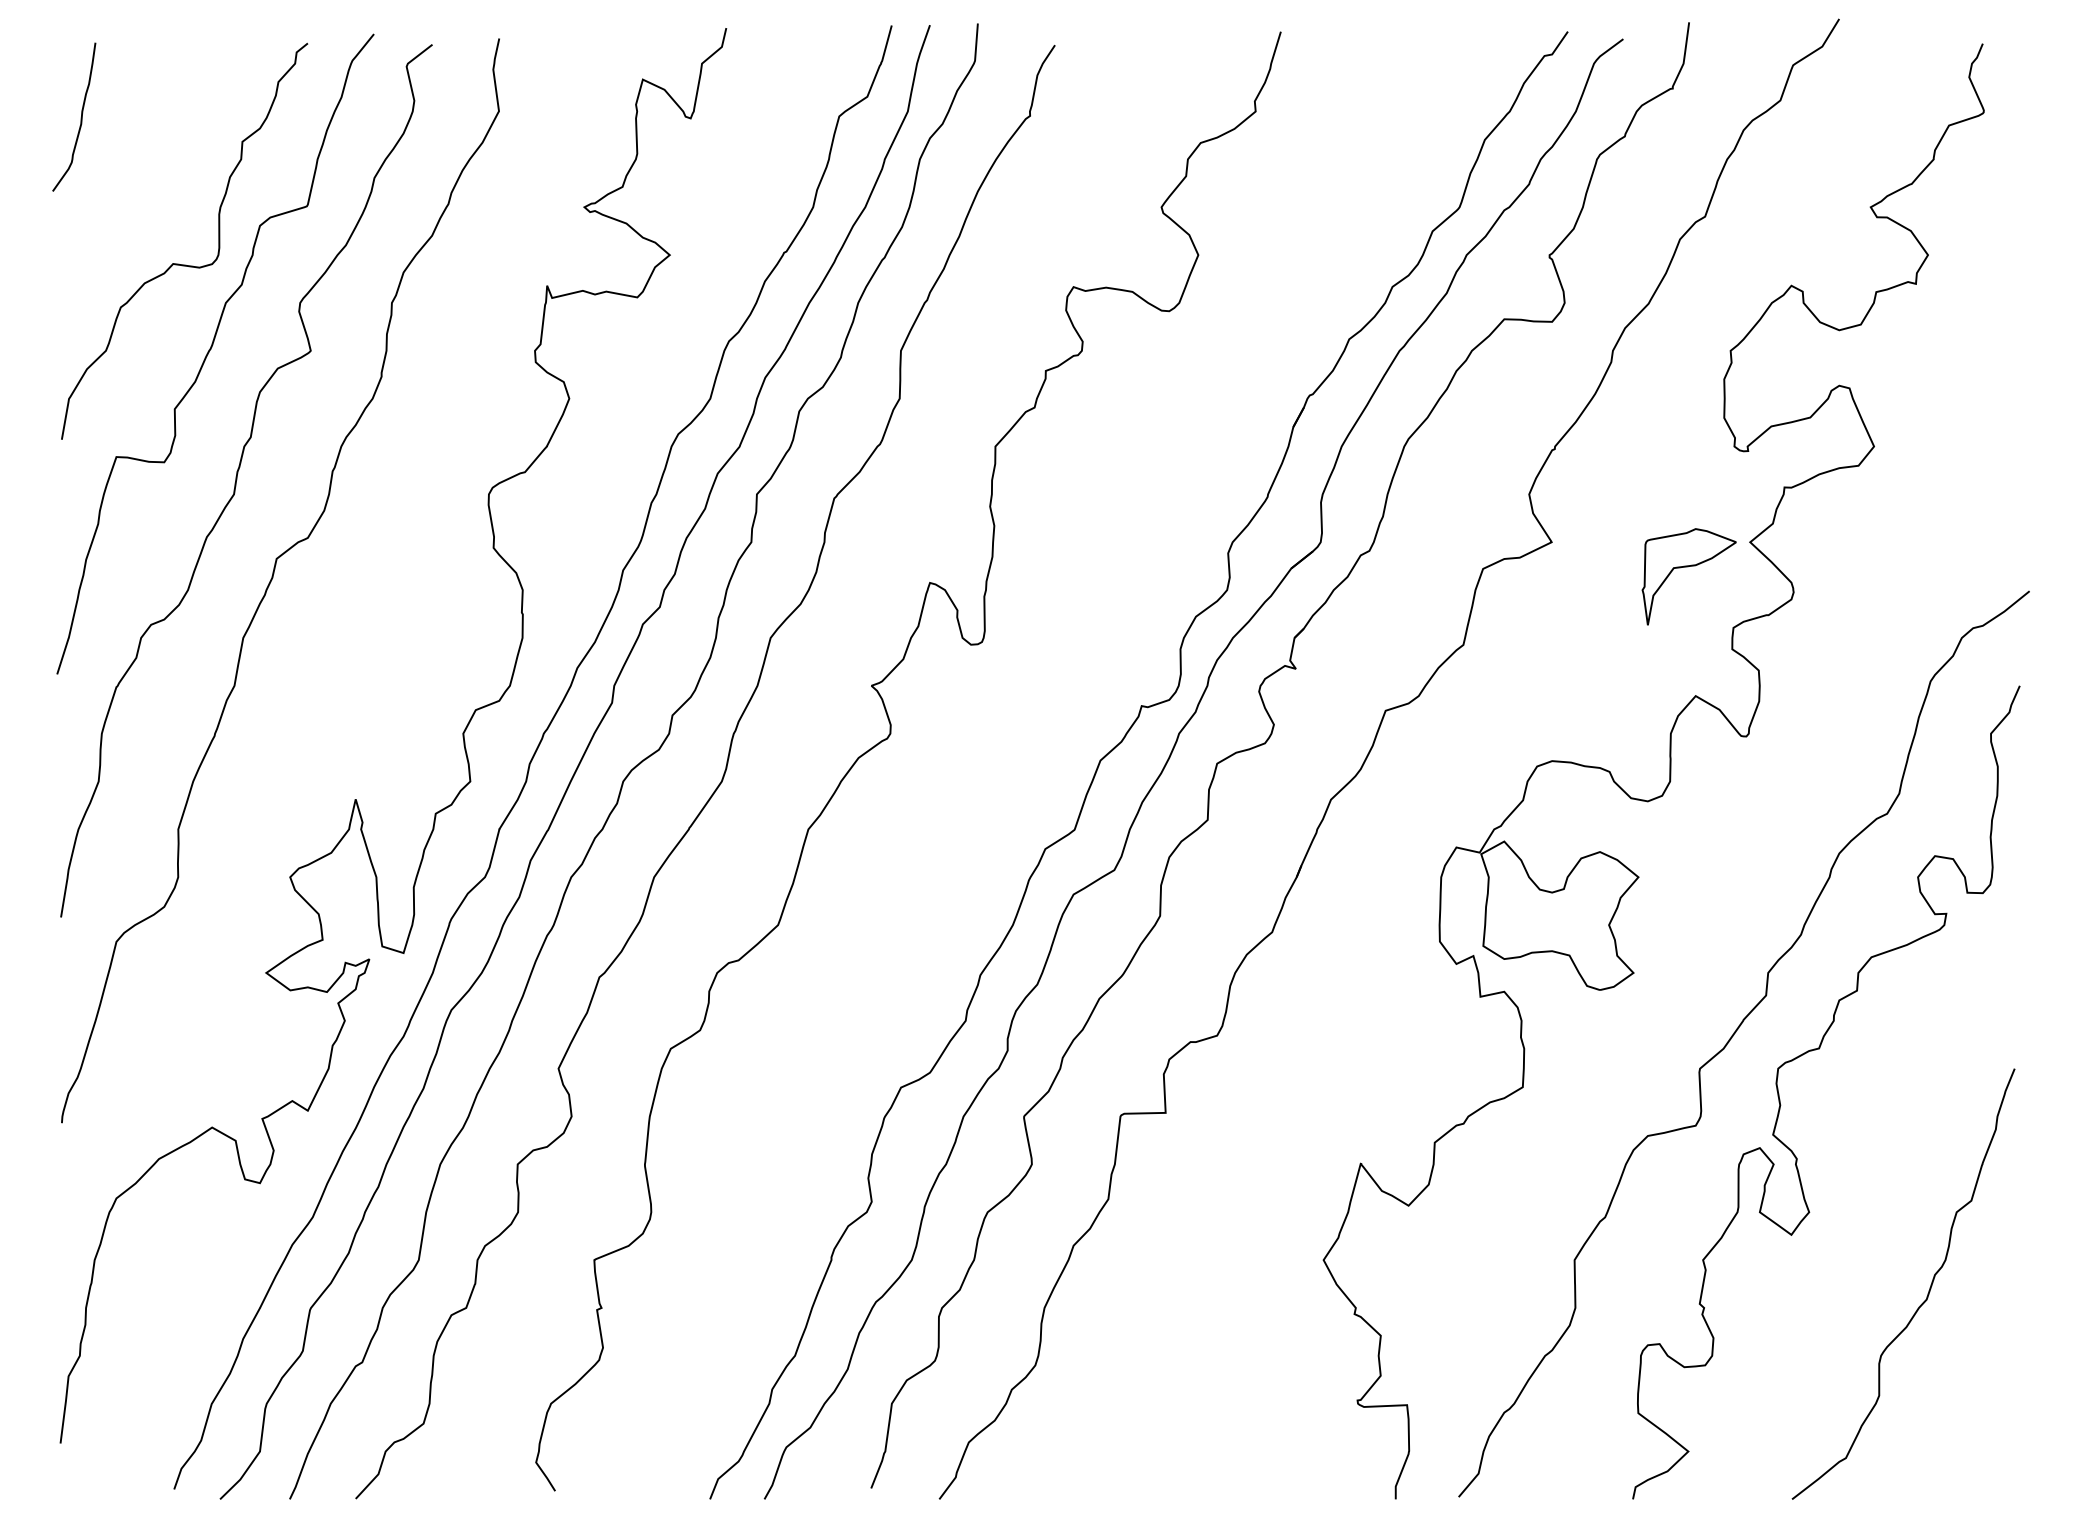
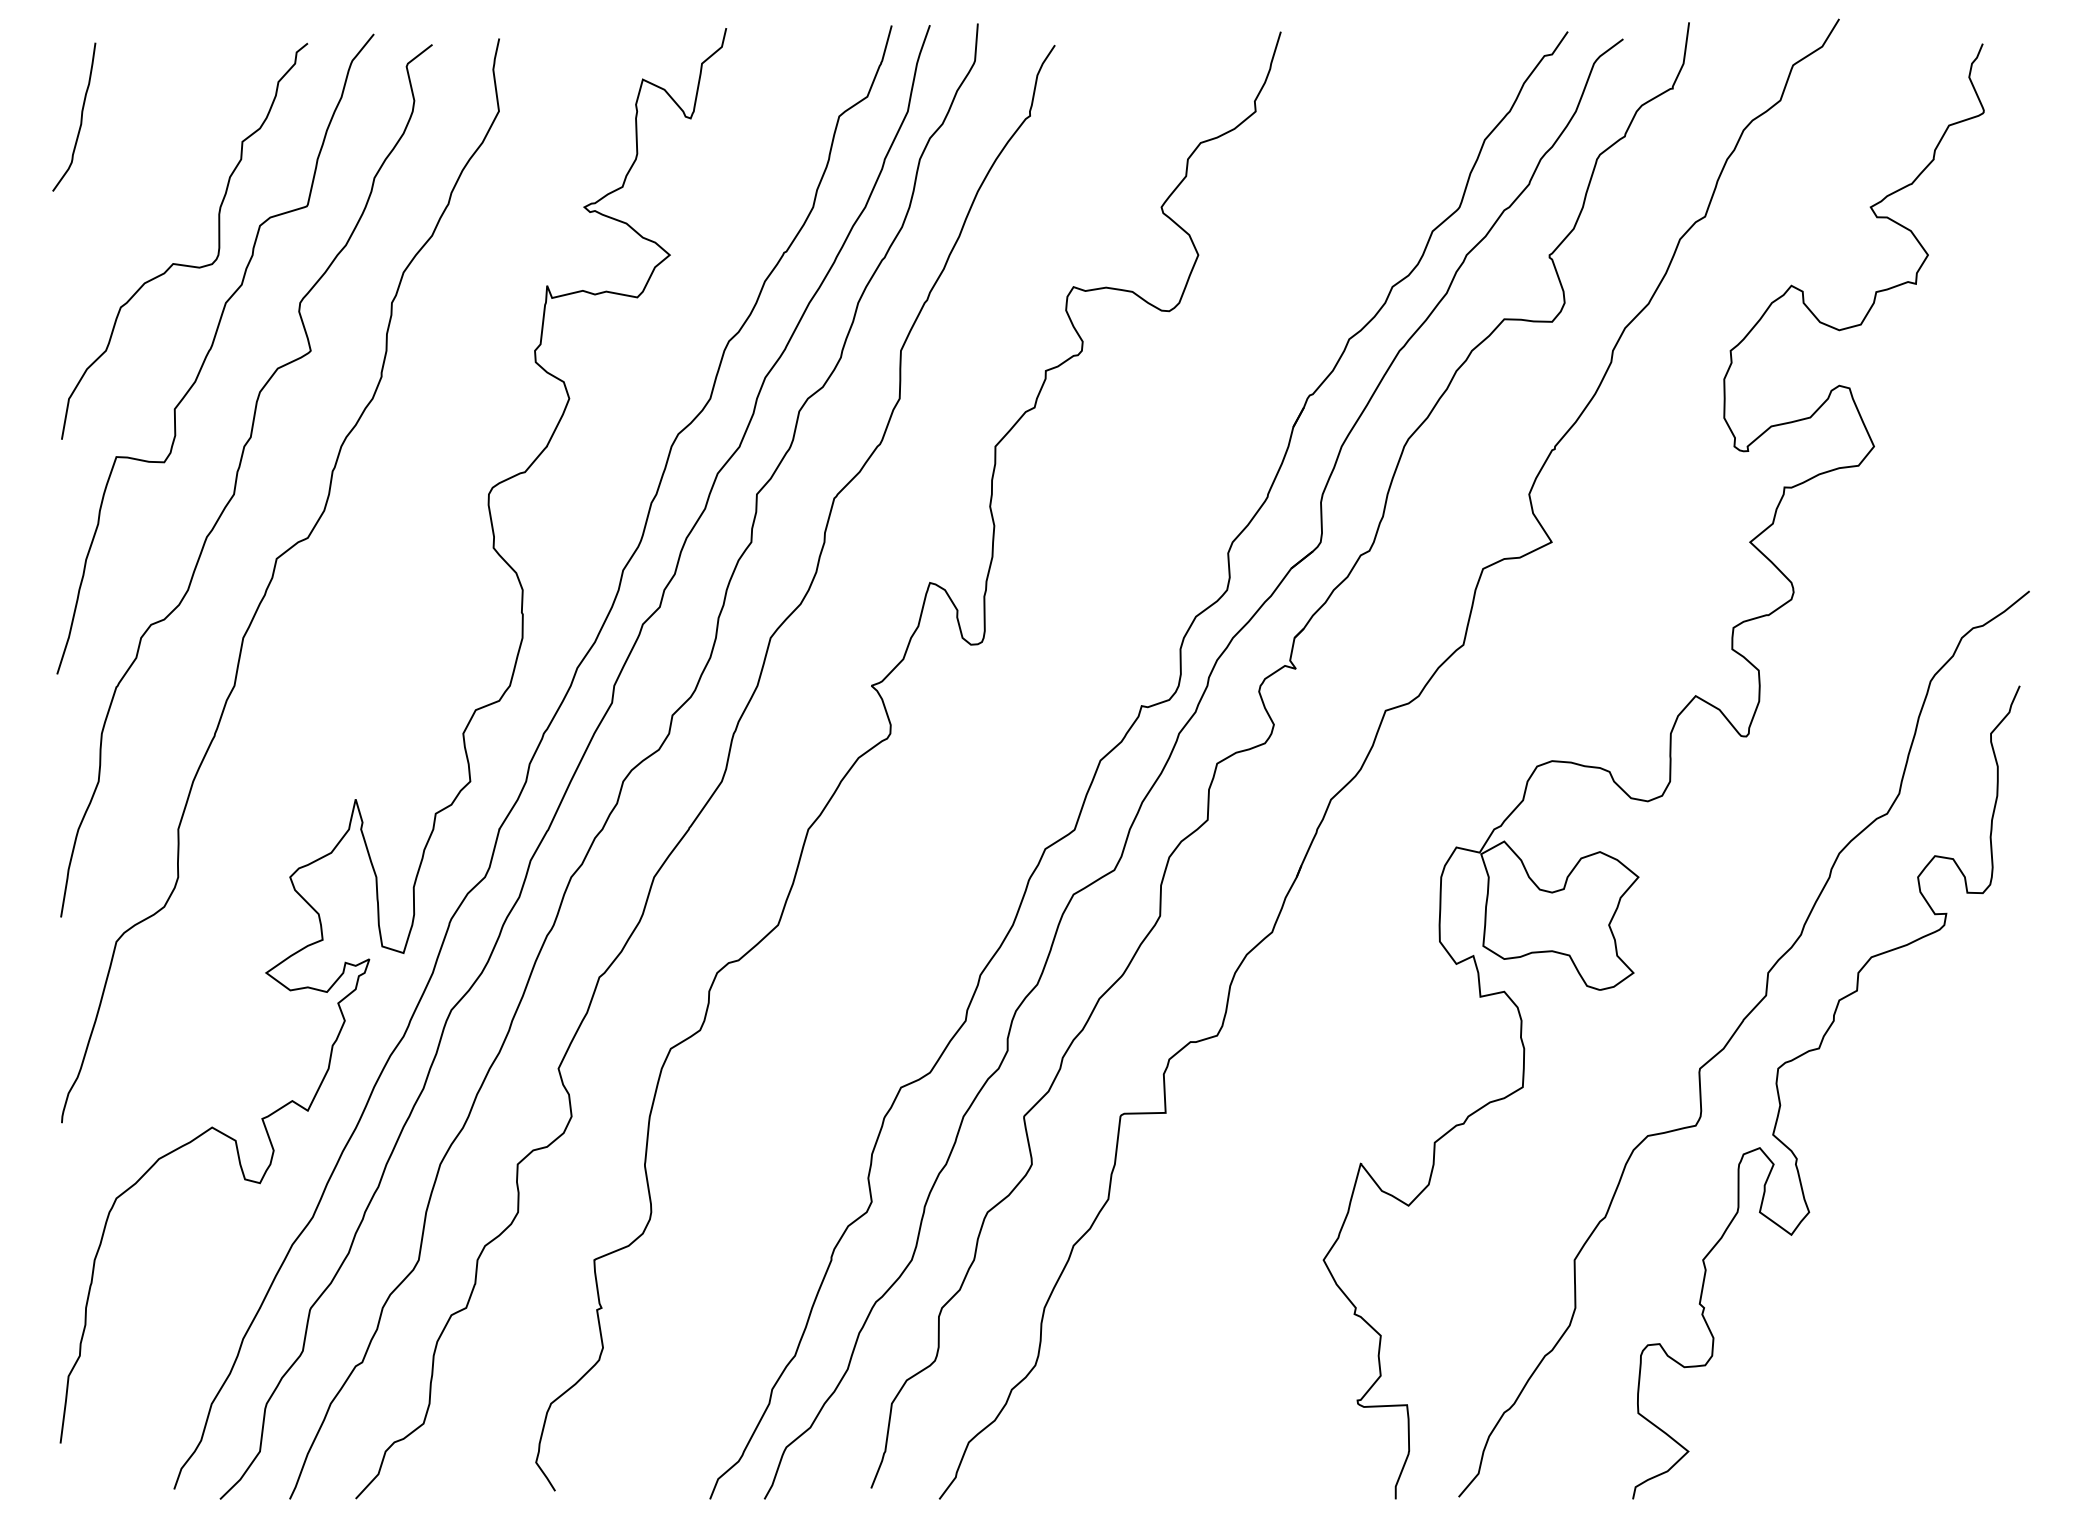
part: present -> none (1688, 567)
curve: present -> none (1928, 1290)
